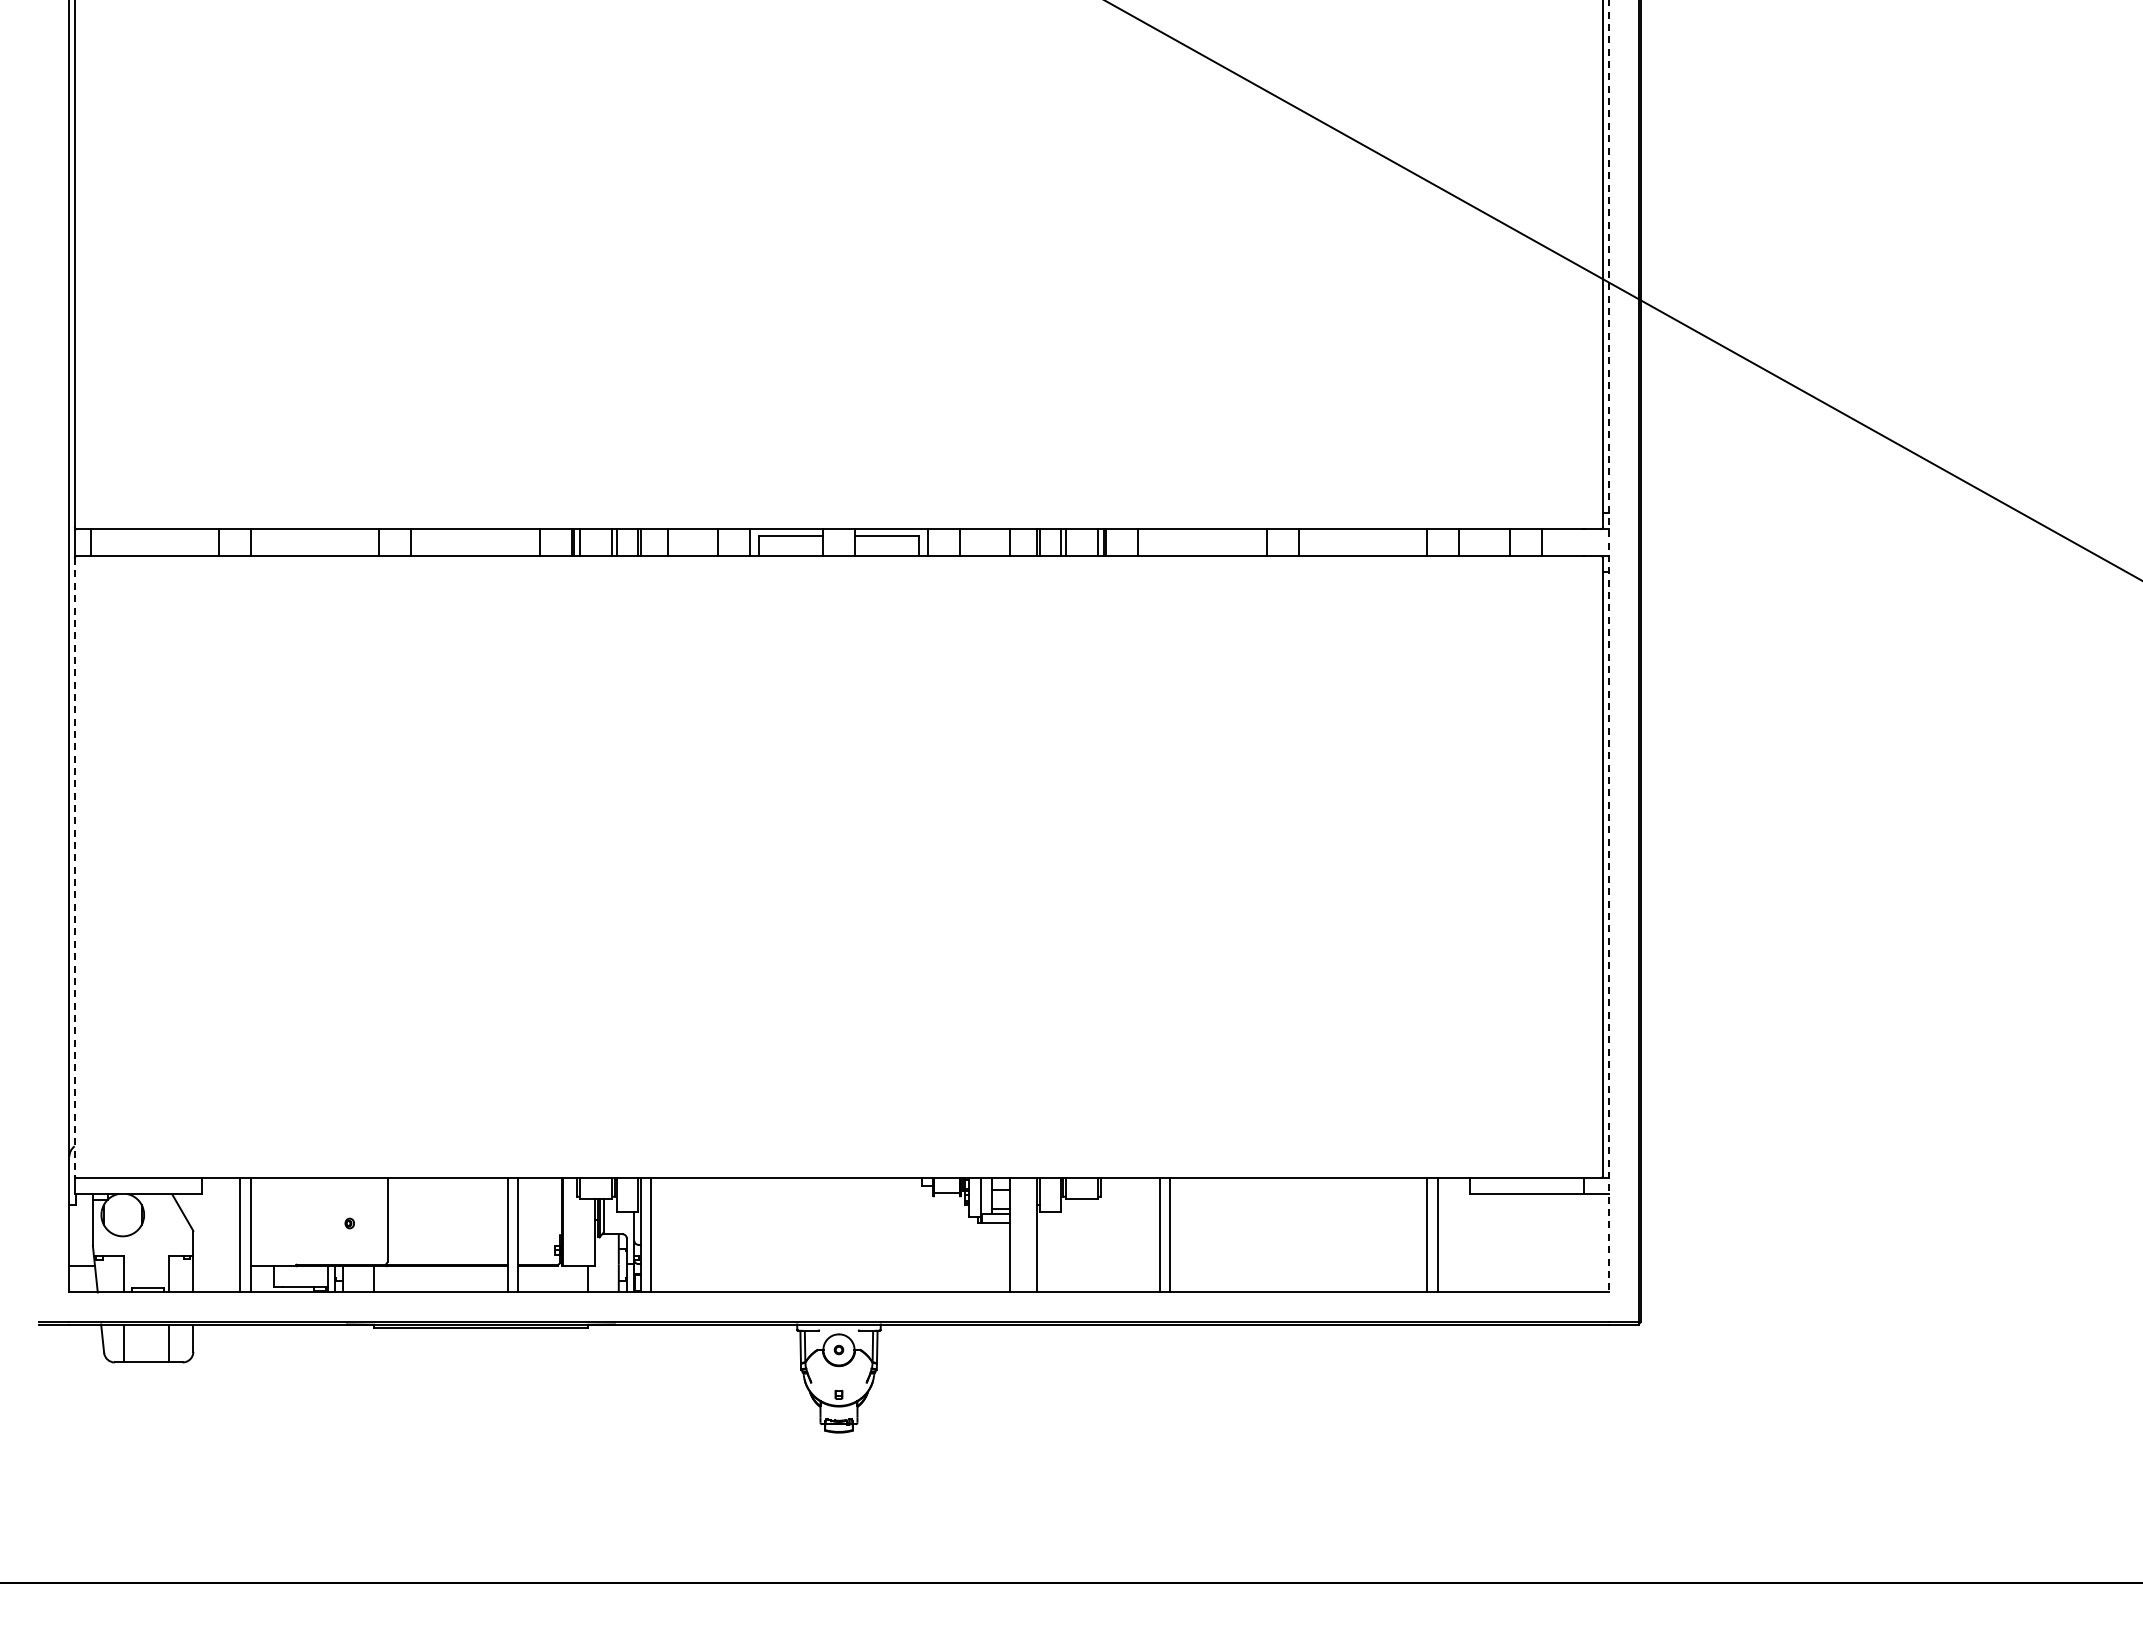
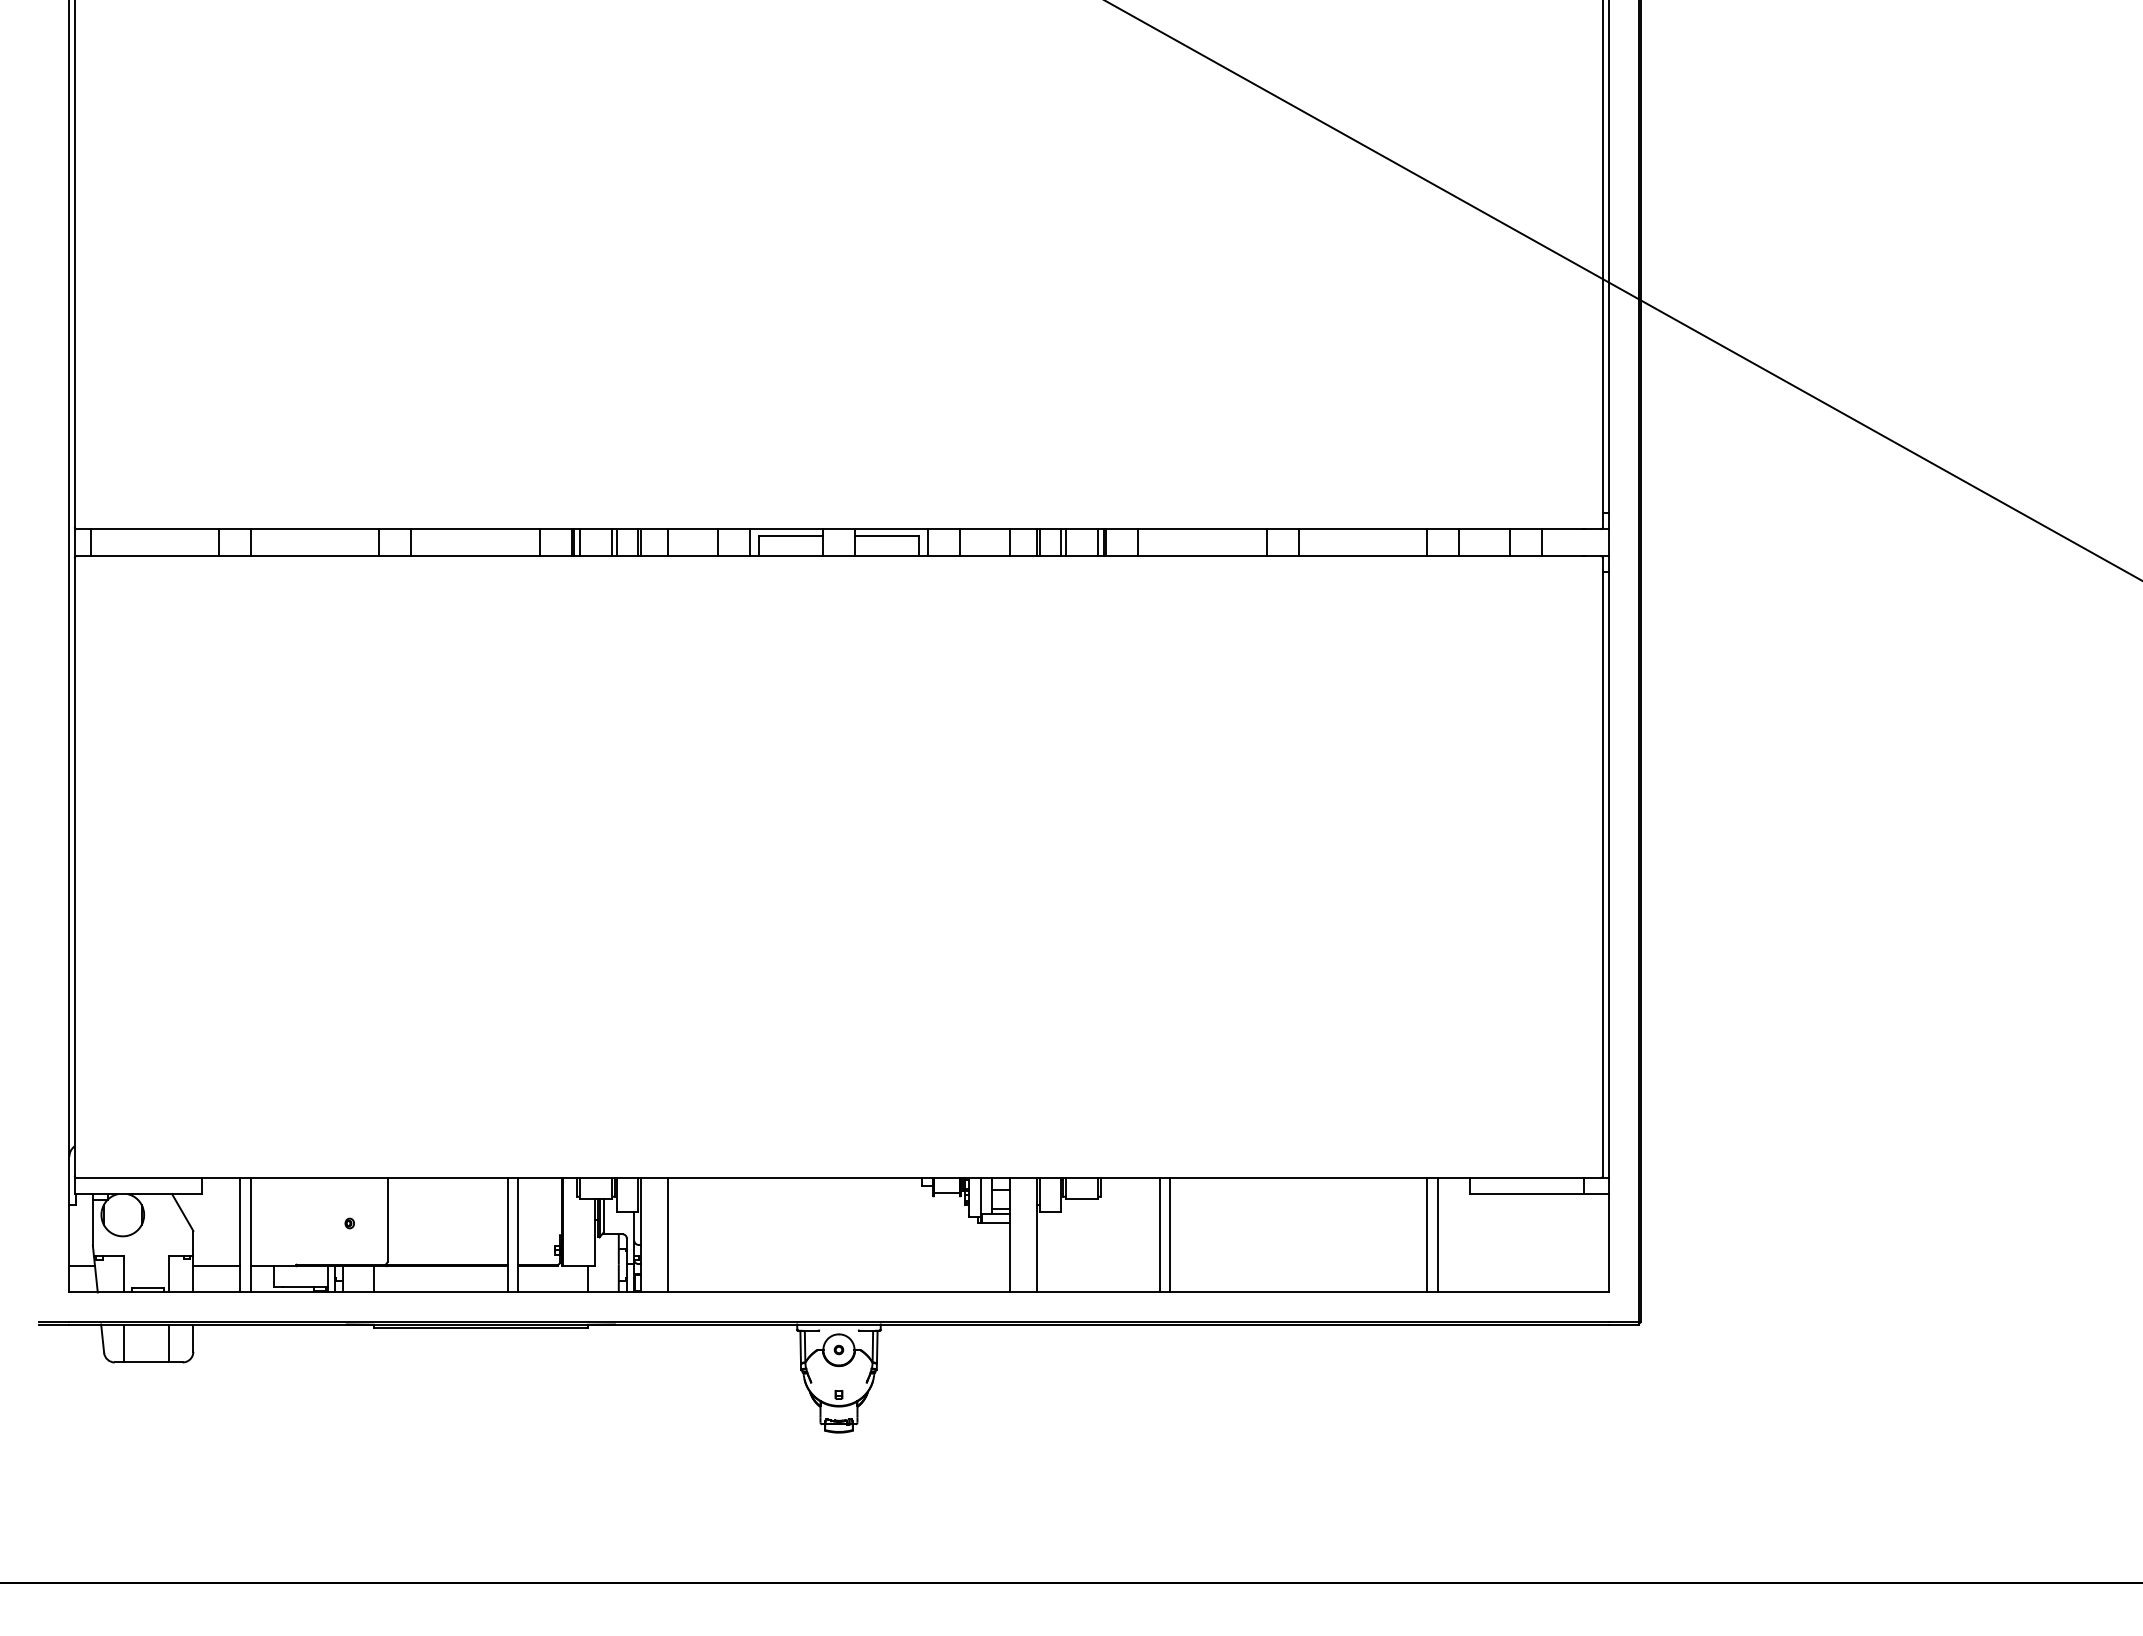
line: dashed -> solid (1608, 646)
line: dashed -> solid (74, 867)
line position: (650, 1235) -> (667, 1235) (667, 1235)
line: none -> present (216, 1266)
